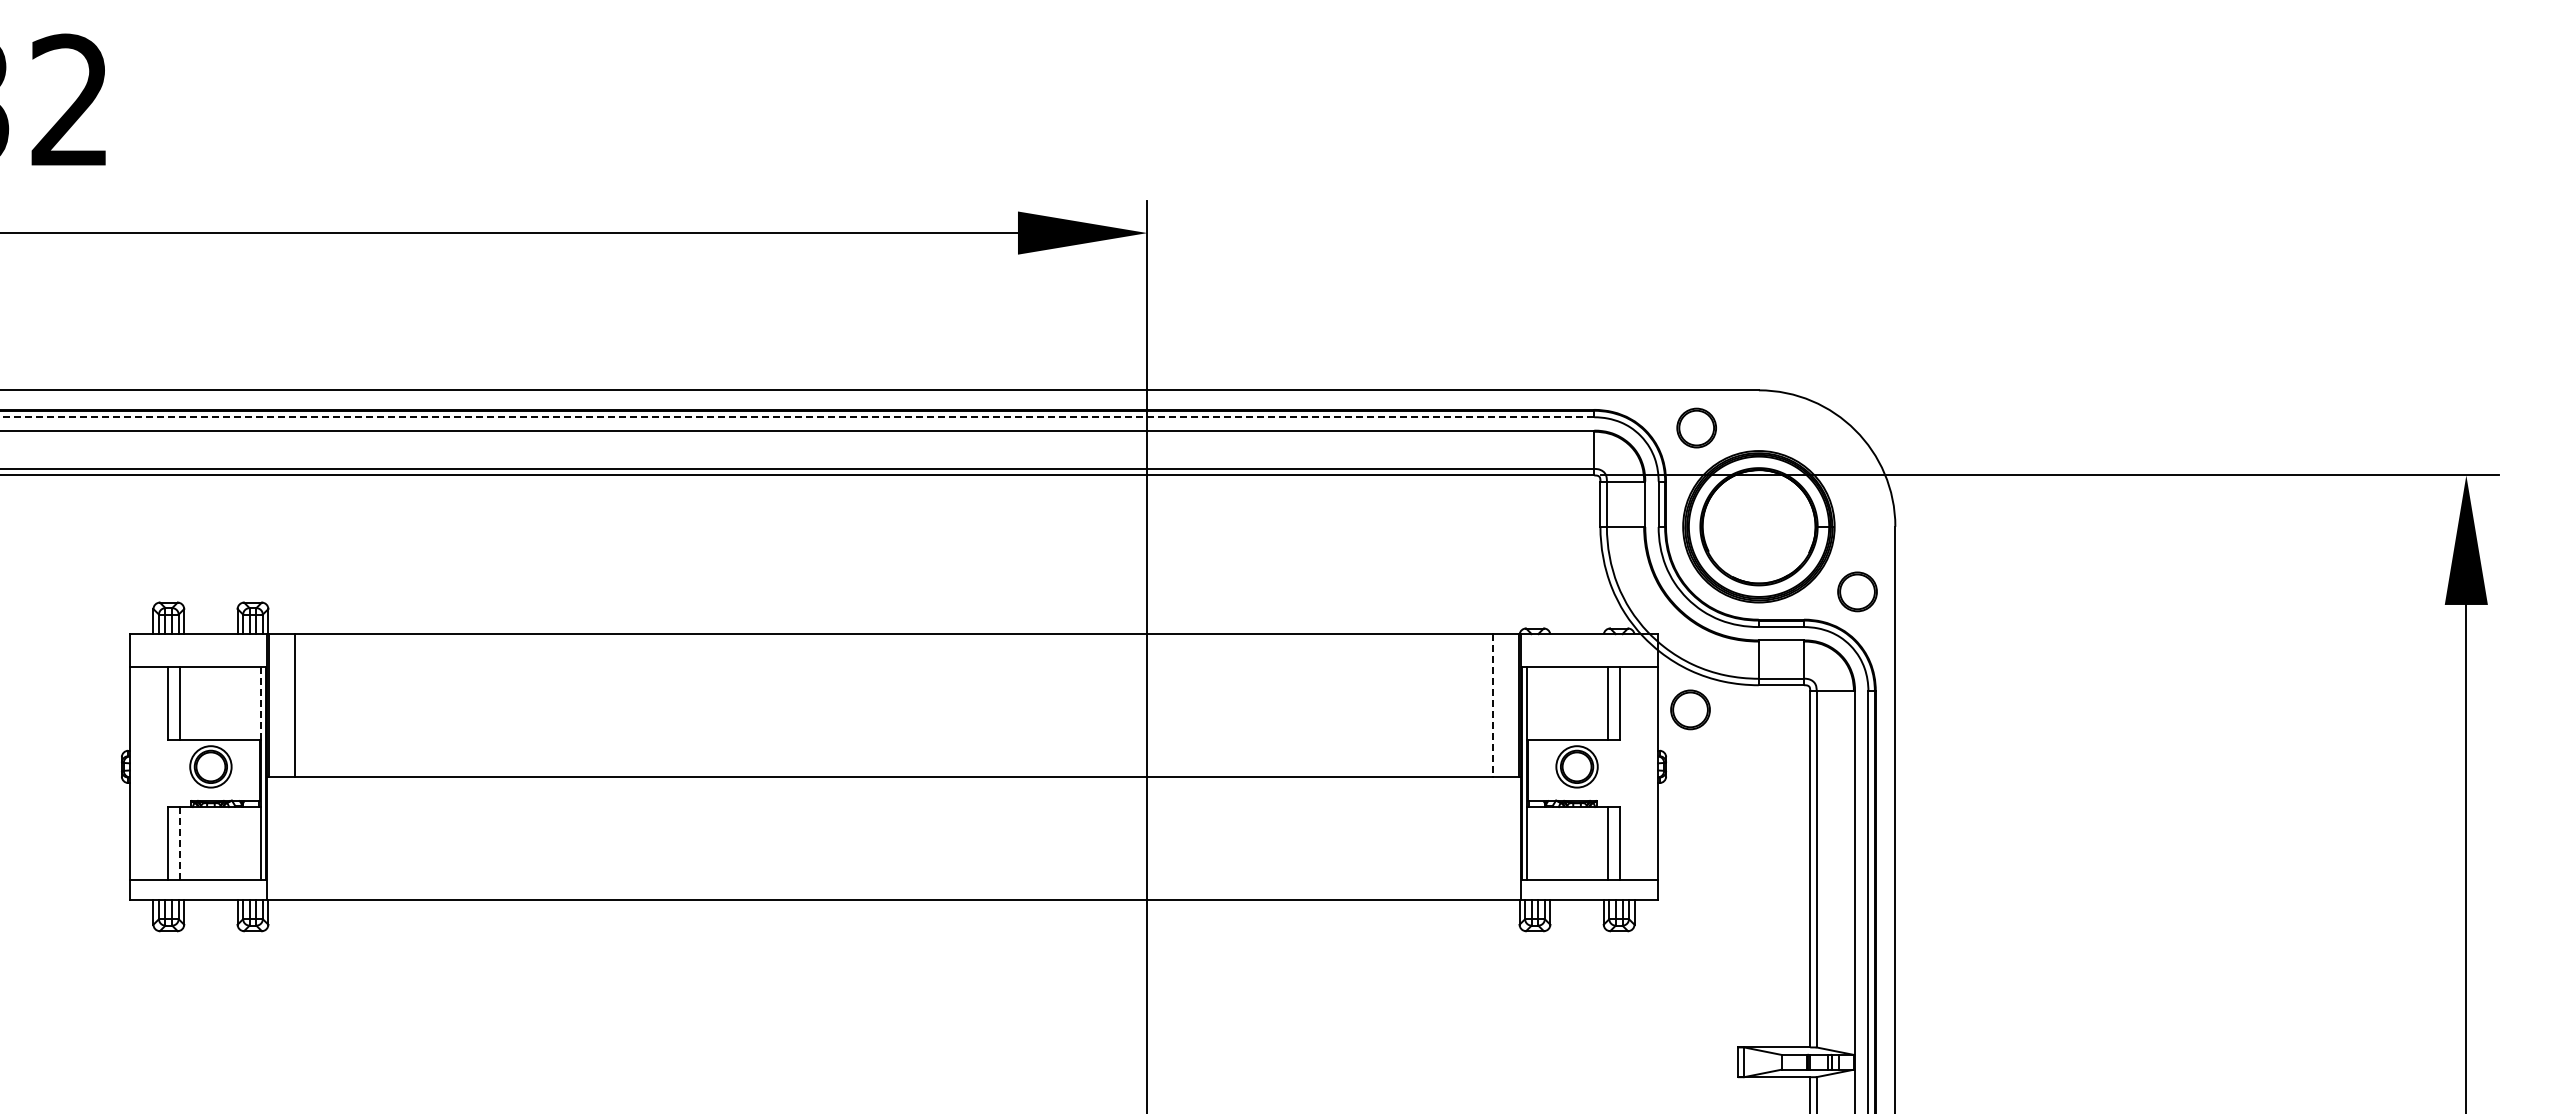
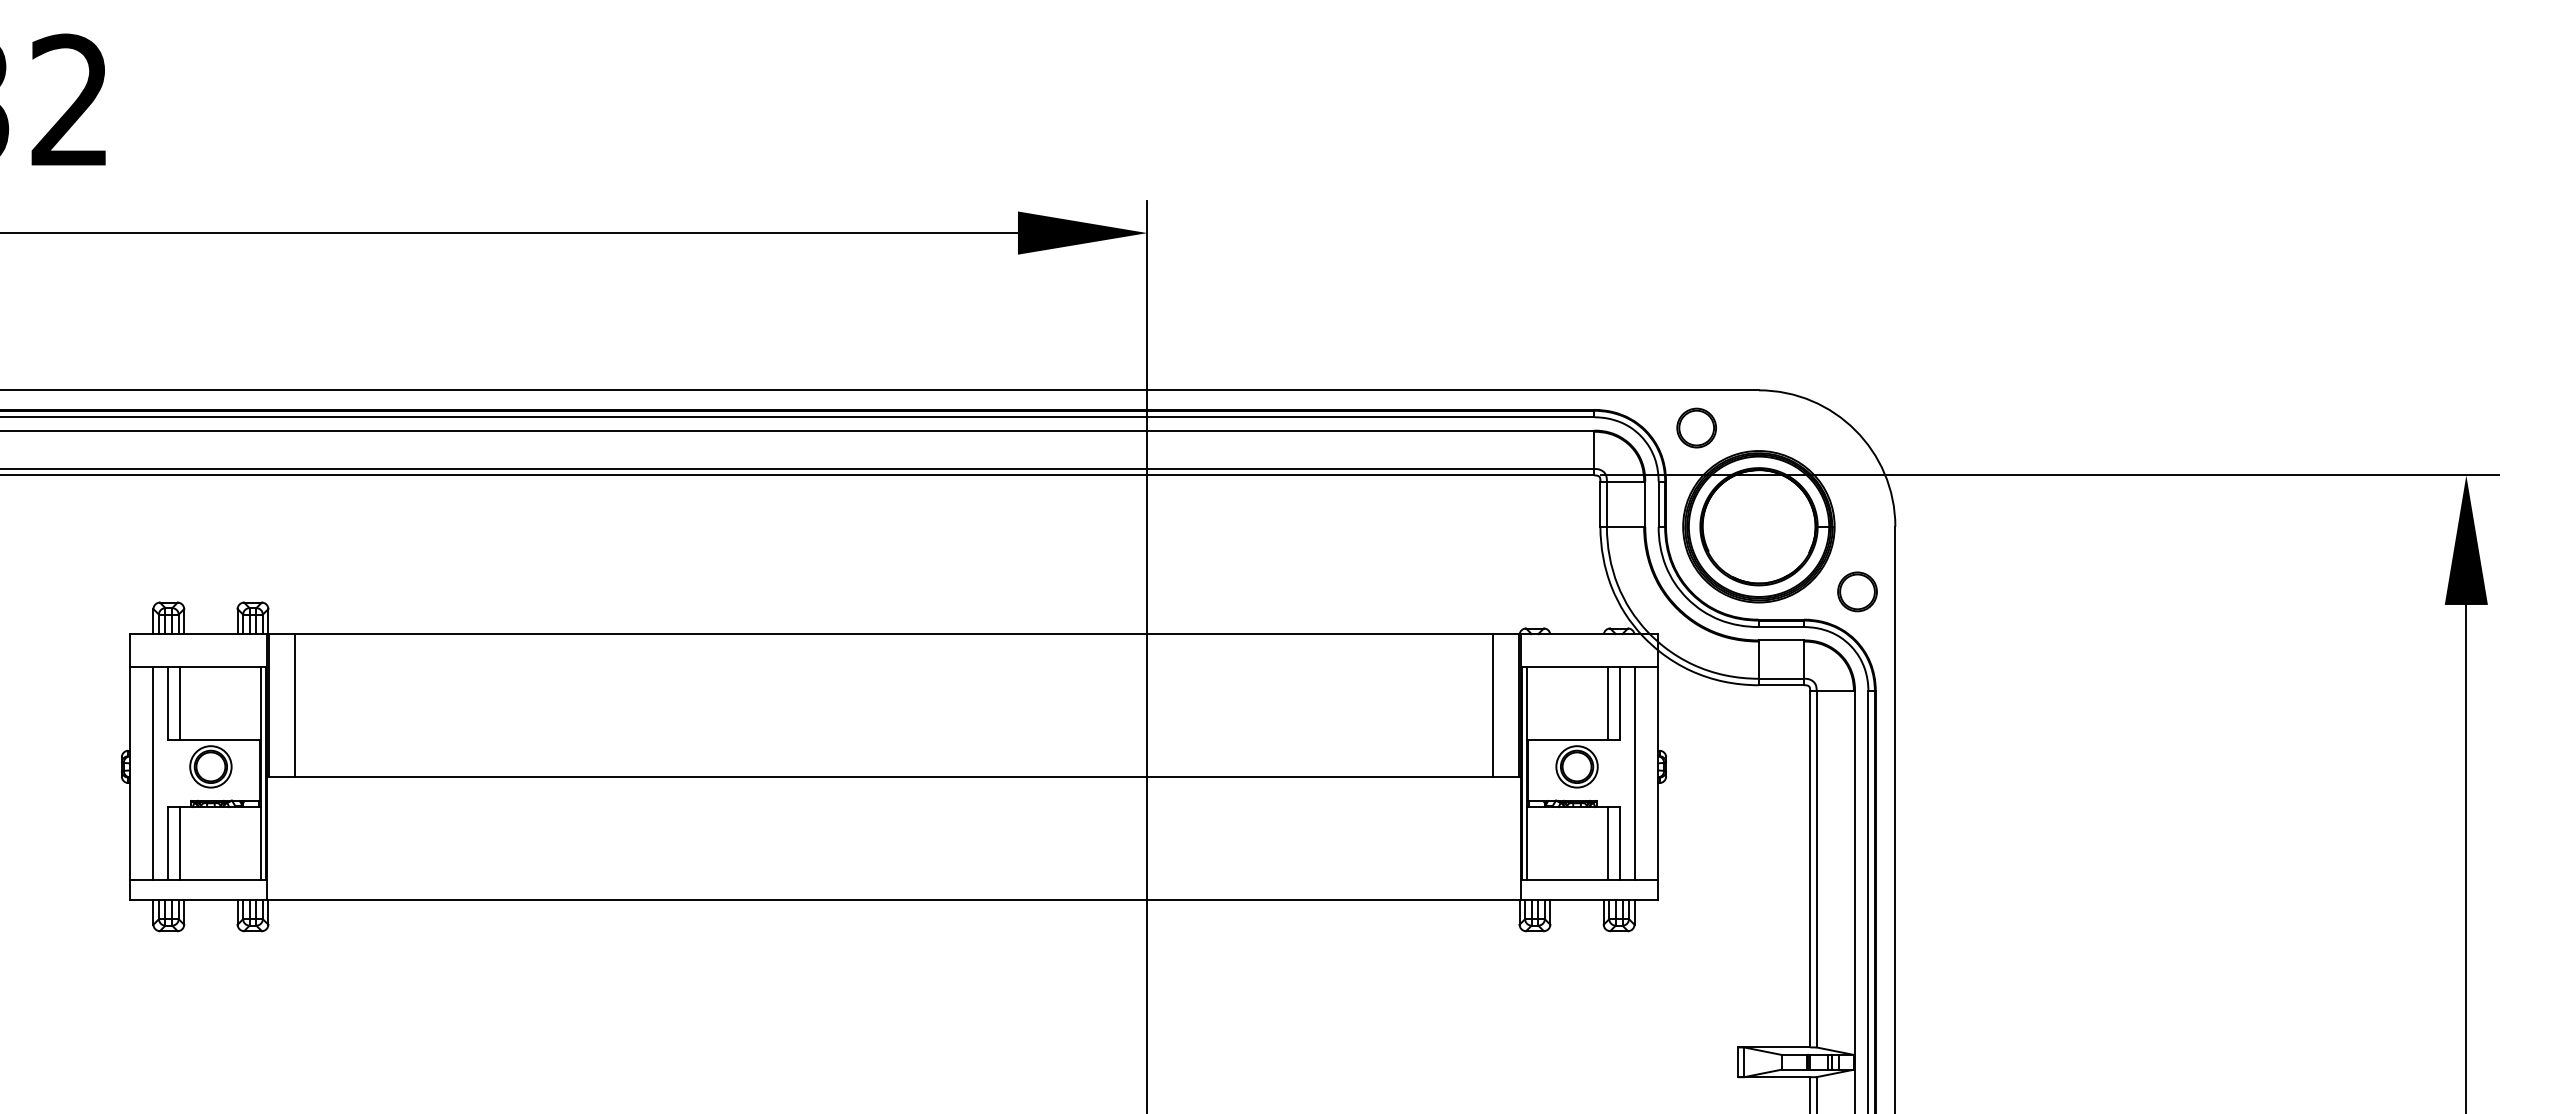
line: dashed -> solid (797, 417)
line: dashed -> solid (261, 703)
line: dashed -> solid (1493, 705)
part: present -> none (1690, 709)
line: none -> present (152, 773)
line: none -> present (1635, 773)
line: dashed -> solid (180, 843)
